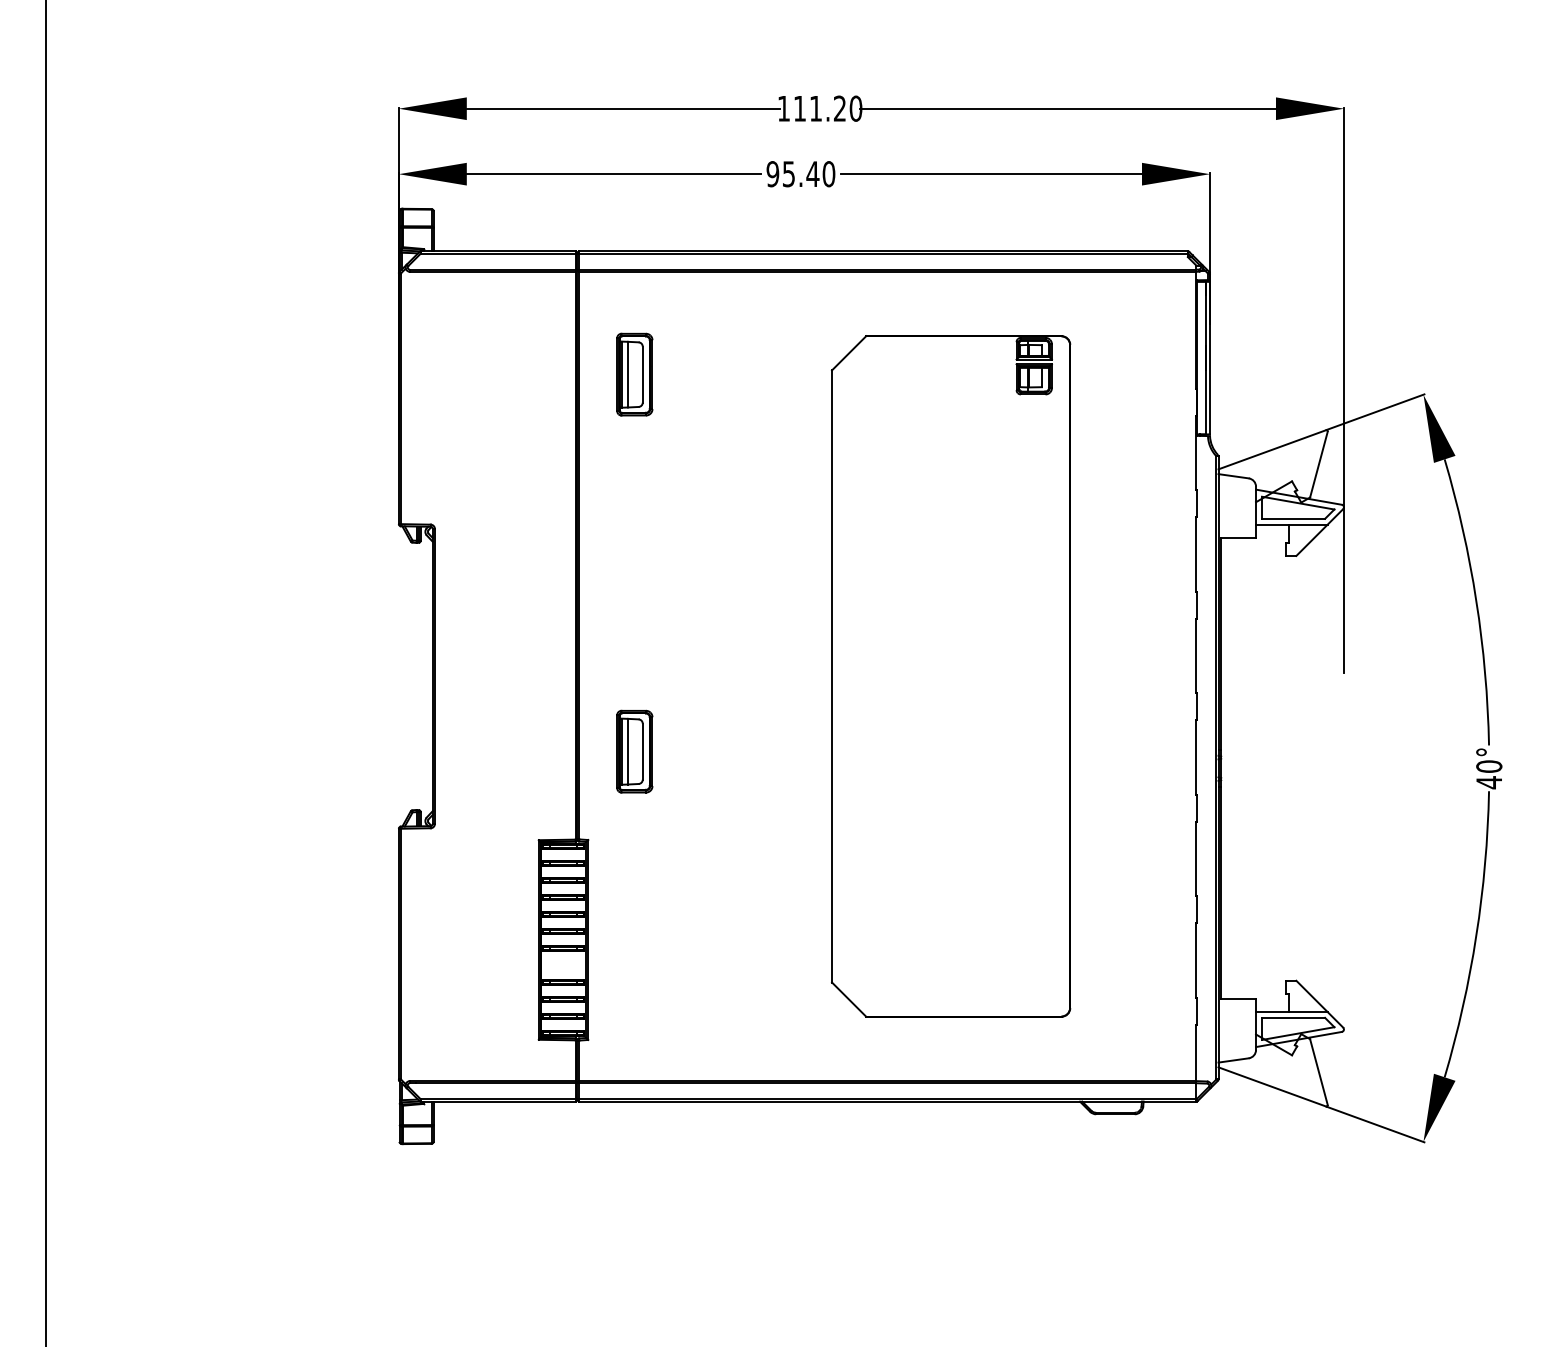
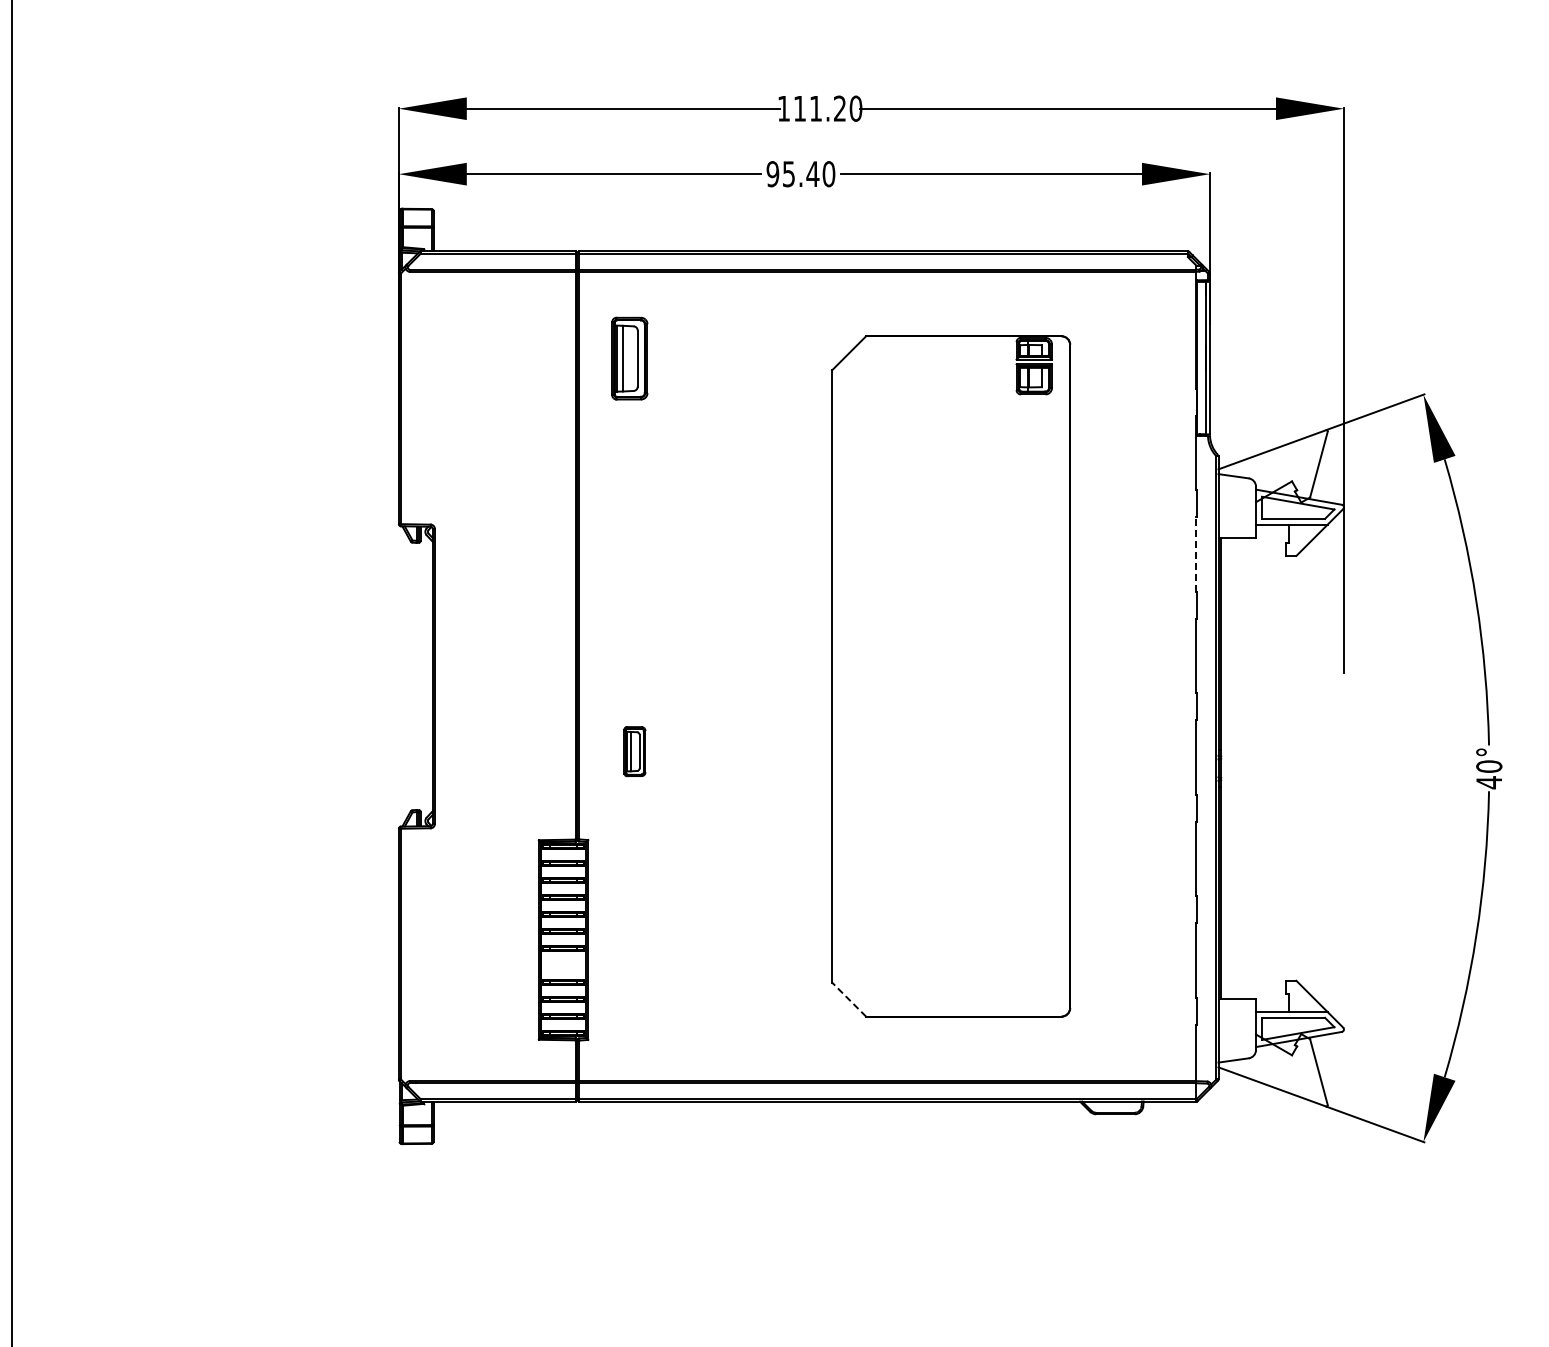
part position: (634, 374) -> (629, 358) (629, 358)
line: solid -> dashed (1196, 554)
line position: (46, 672) -> (12, 672) (12, 672)
part size: 38x85 px -> 24x52 px (634, 751)
line: solid -> dashed (848, 999)
